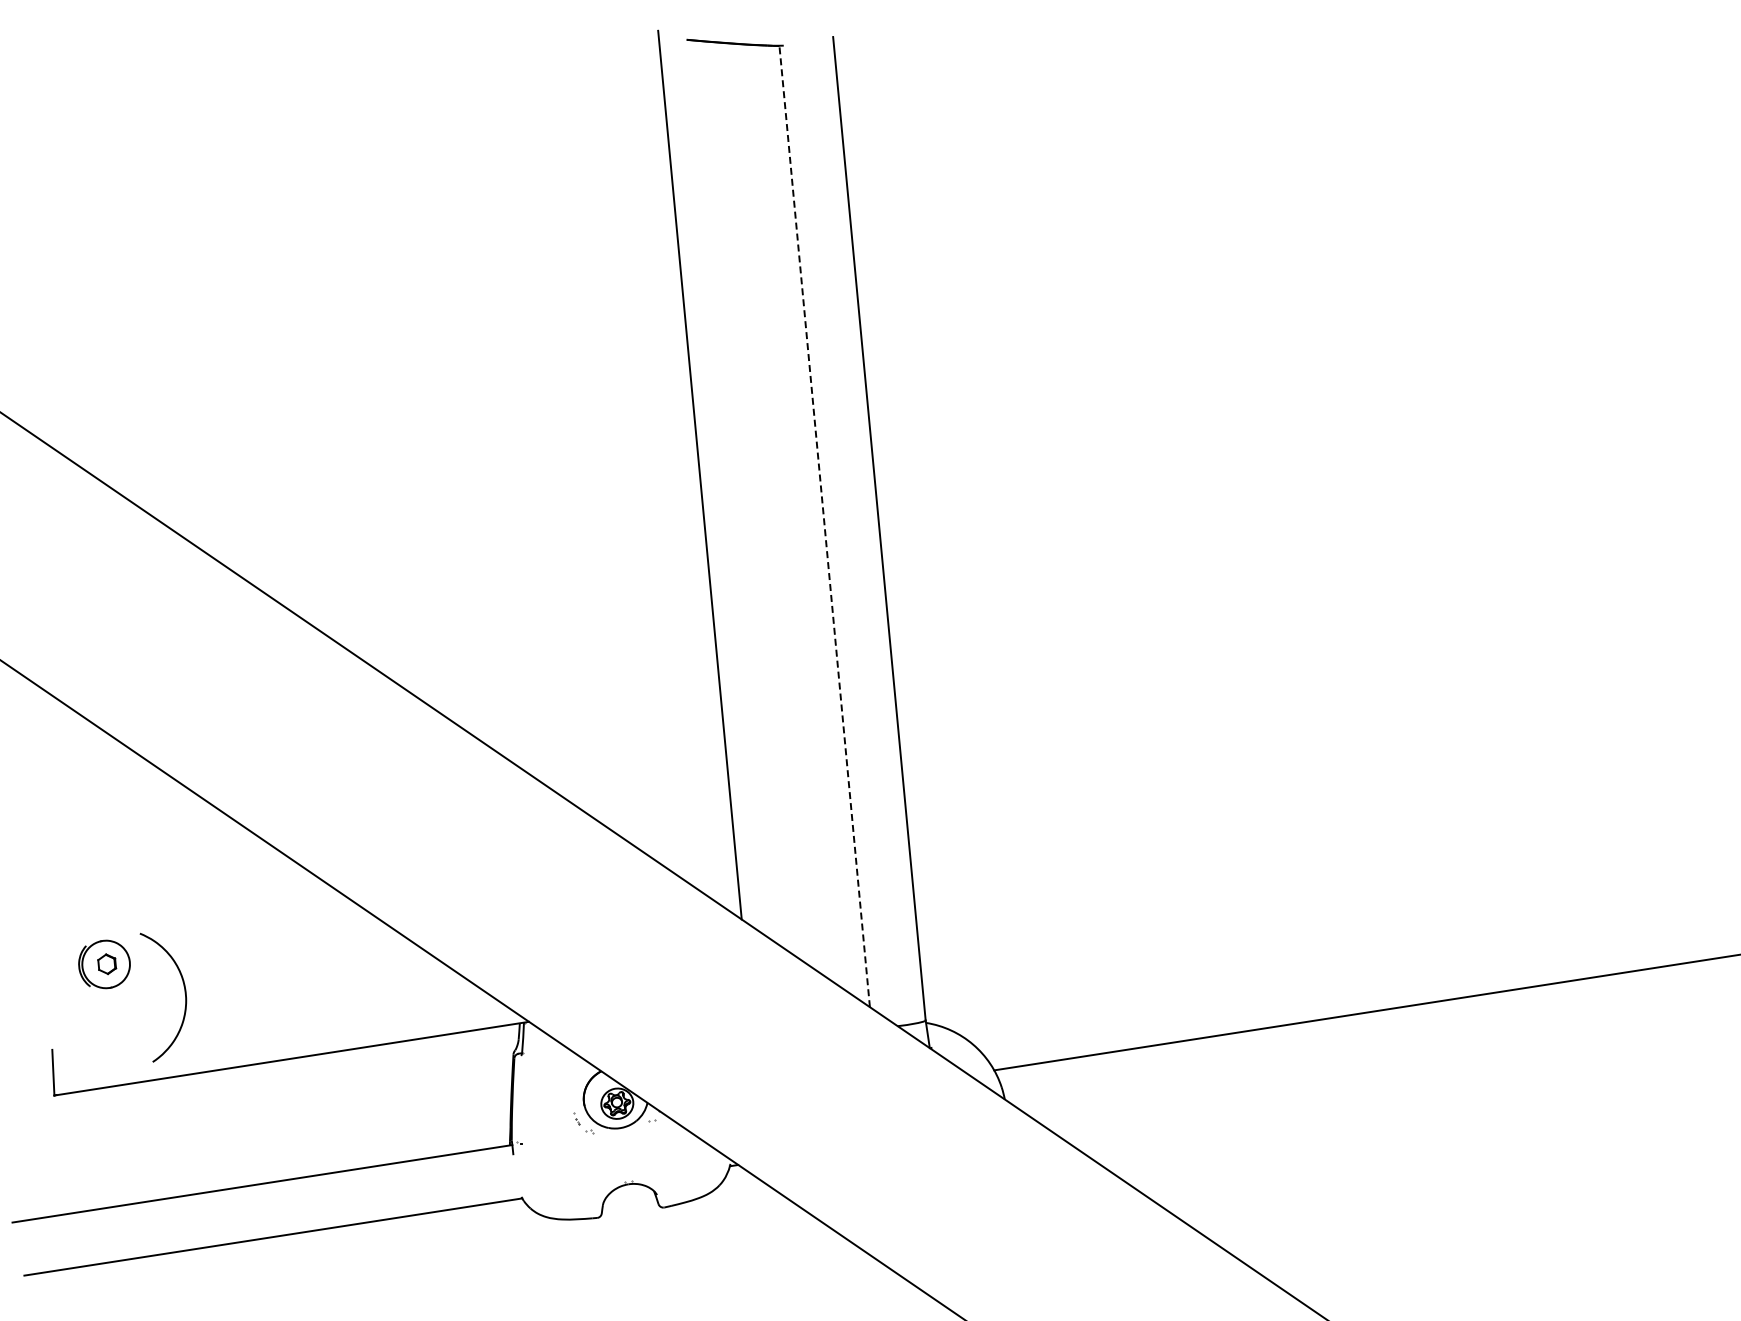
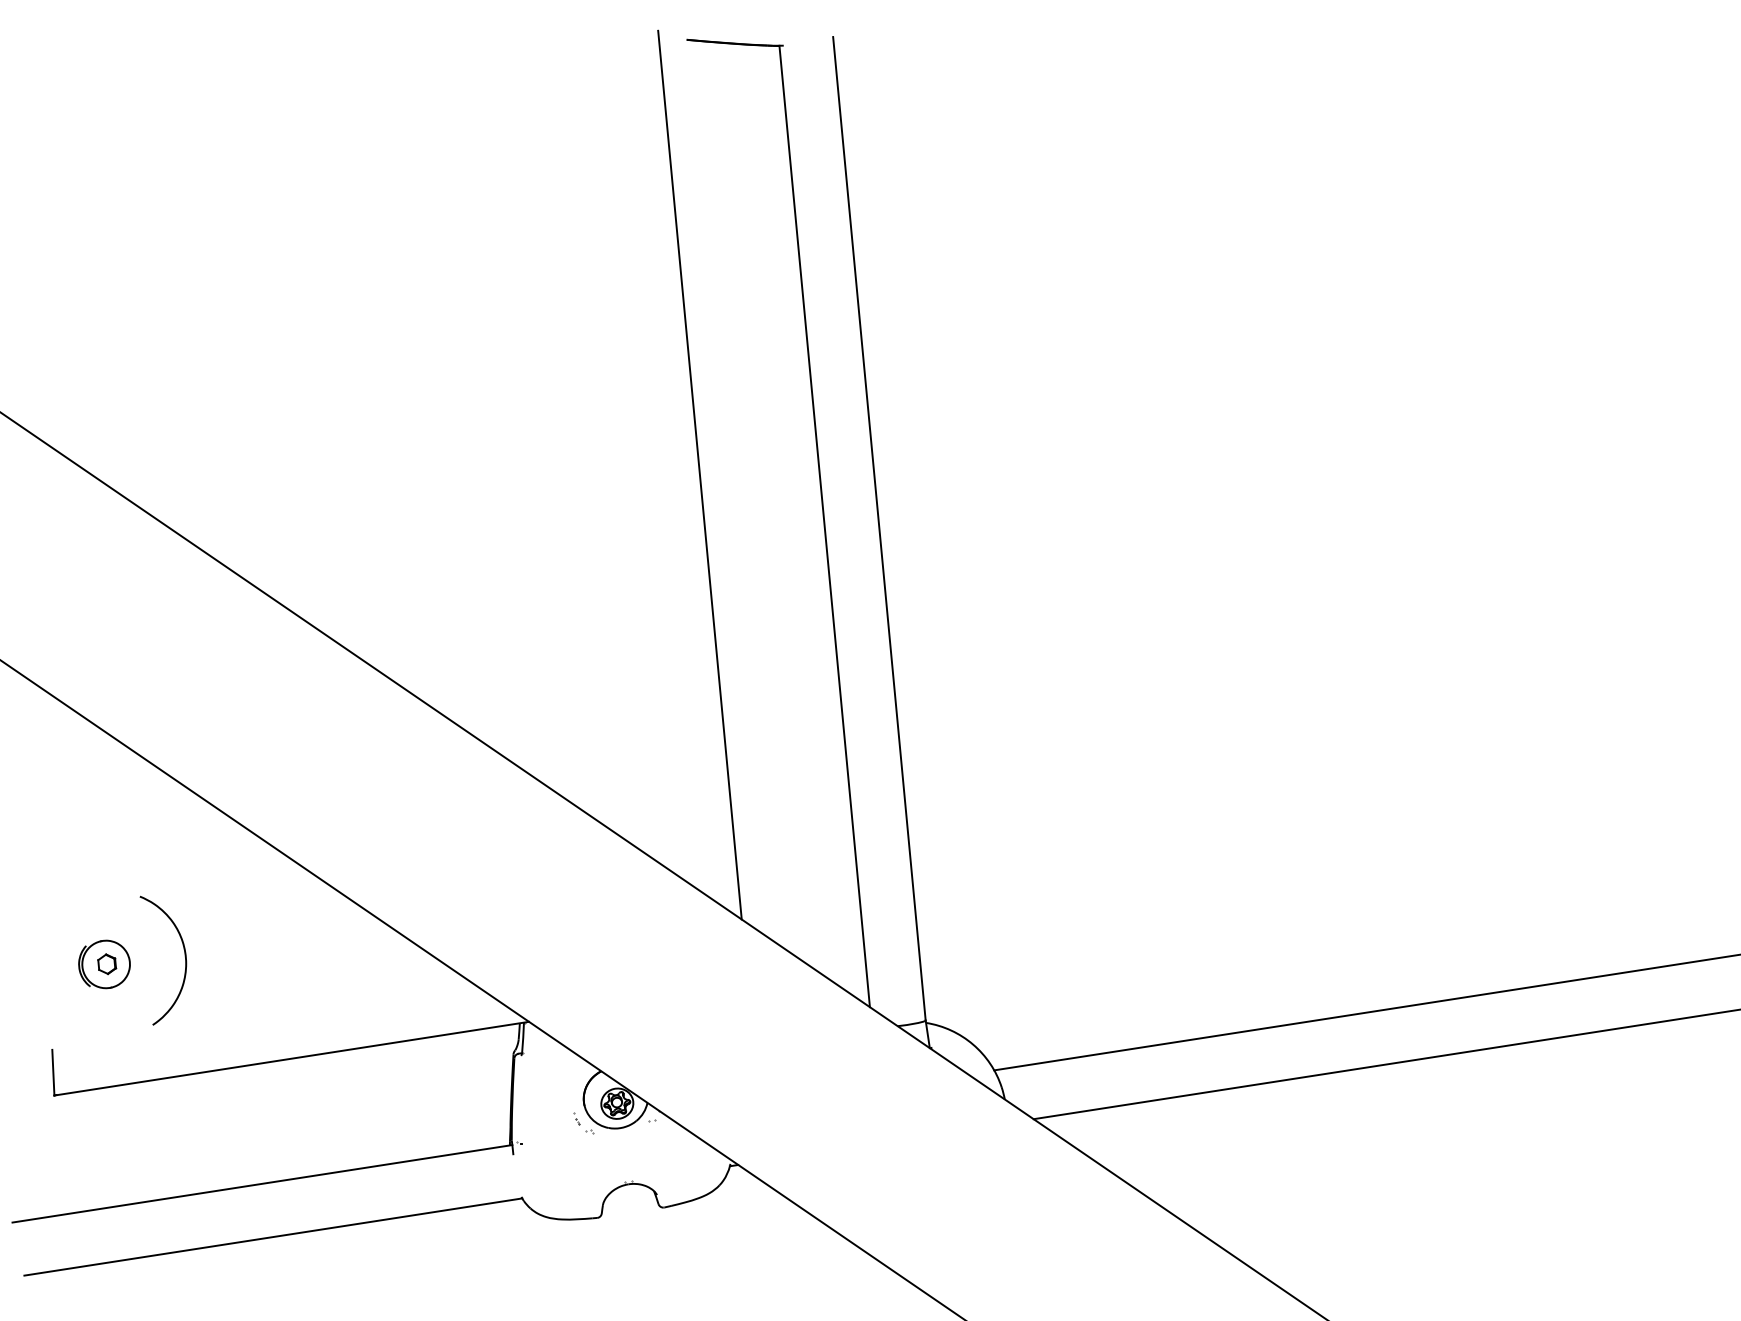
line: dashed -> solid (824, 526)
curve position: (184, 993) -> (184, 956) (184, 956)
line: none -> present (1385, 1064)
